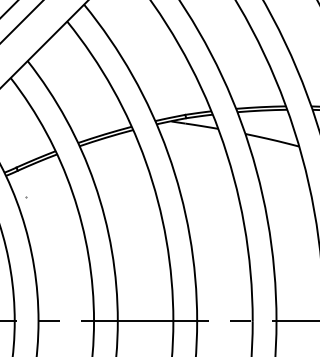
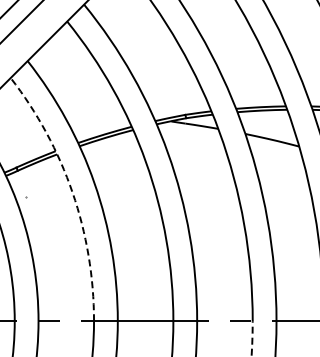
arc: solid -> dashed (72, 192)
arc: solid -> dashed (252, 338)
